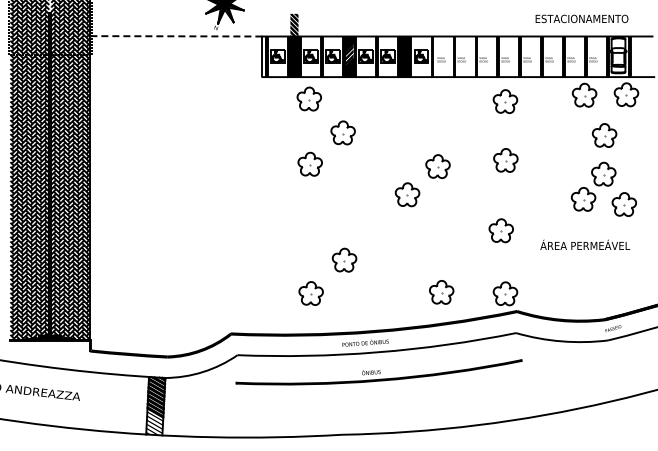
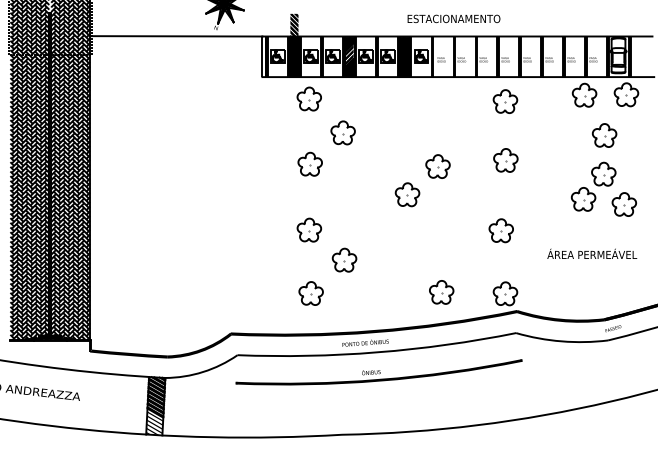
text position: (581, 18) -> (453, 18) (453, 18)
line: dashed -> solid (176, 36)
part: none -> present (309, 229)
text position: (585, 244) -> (592, 253) (592, 253)
